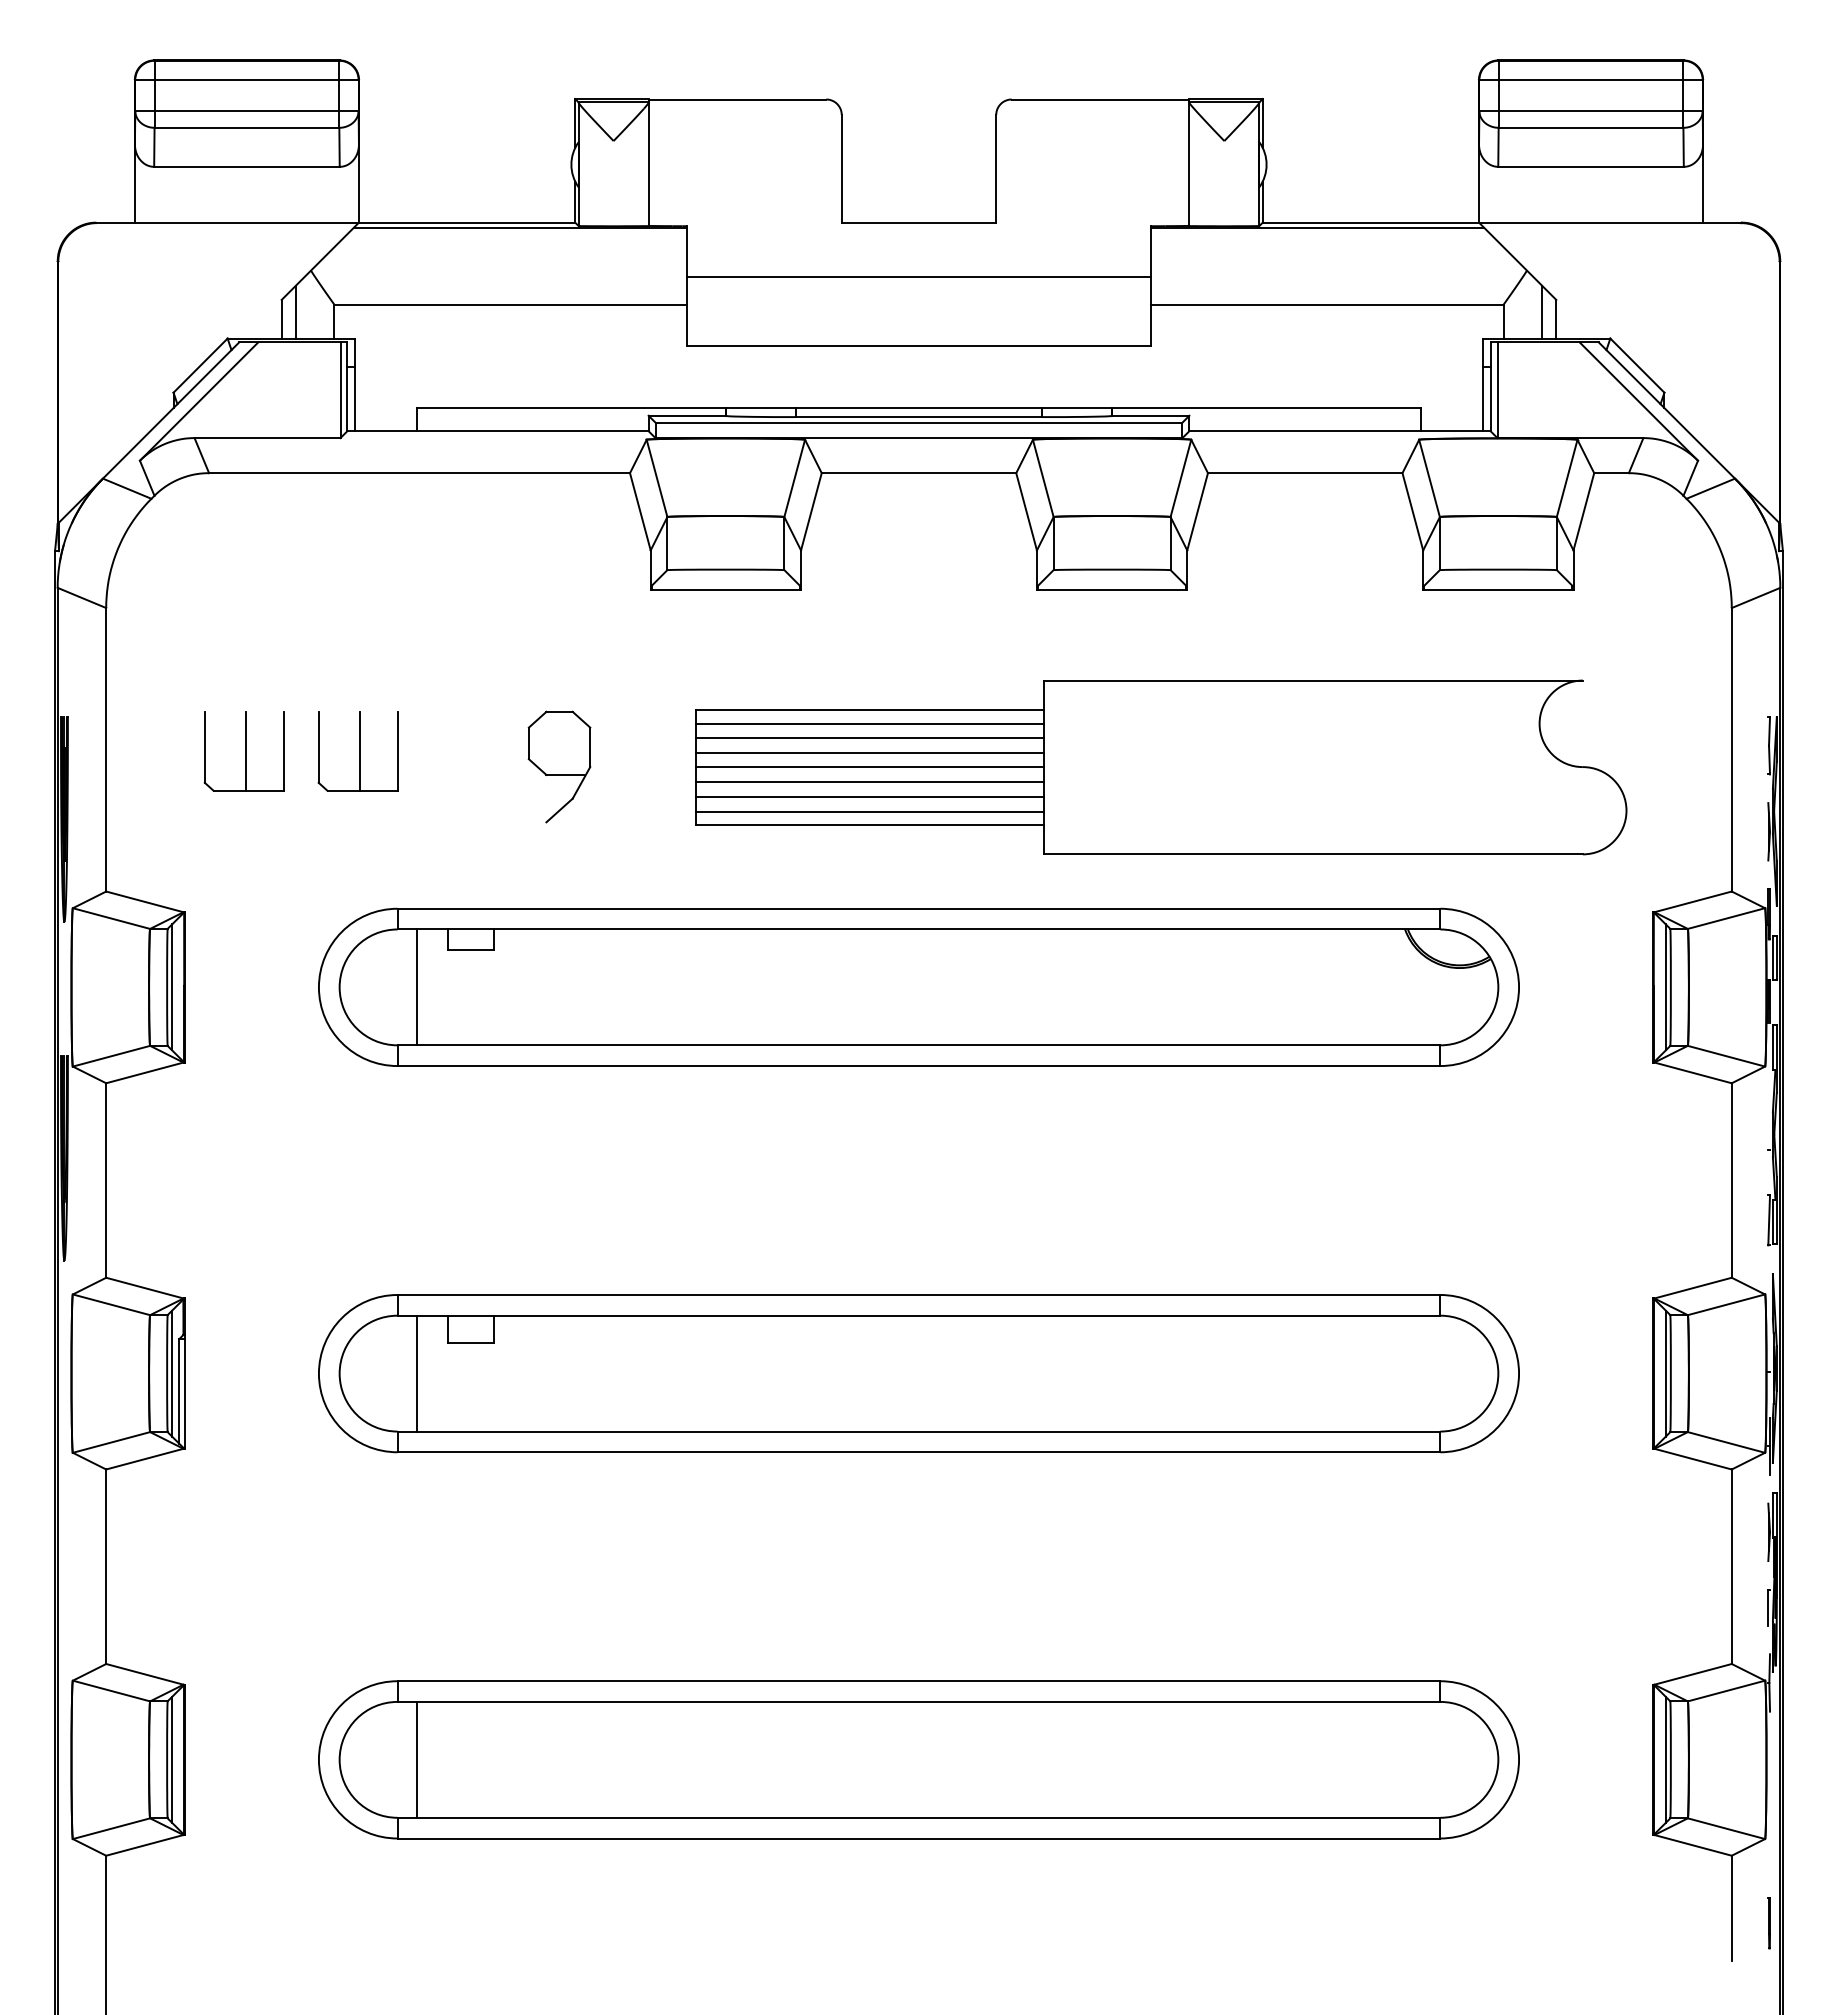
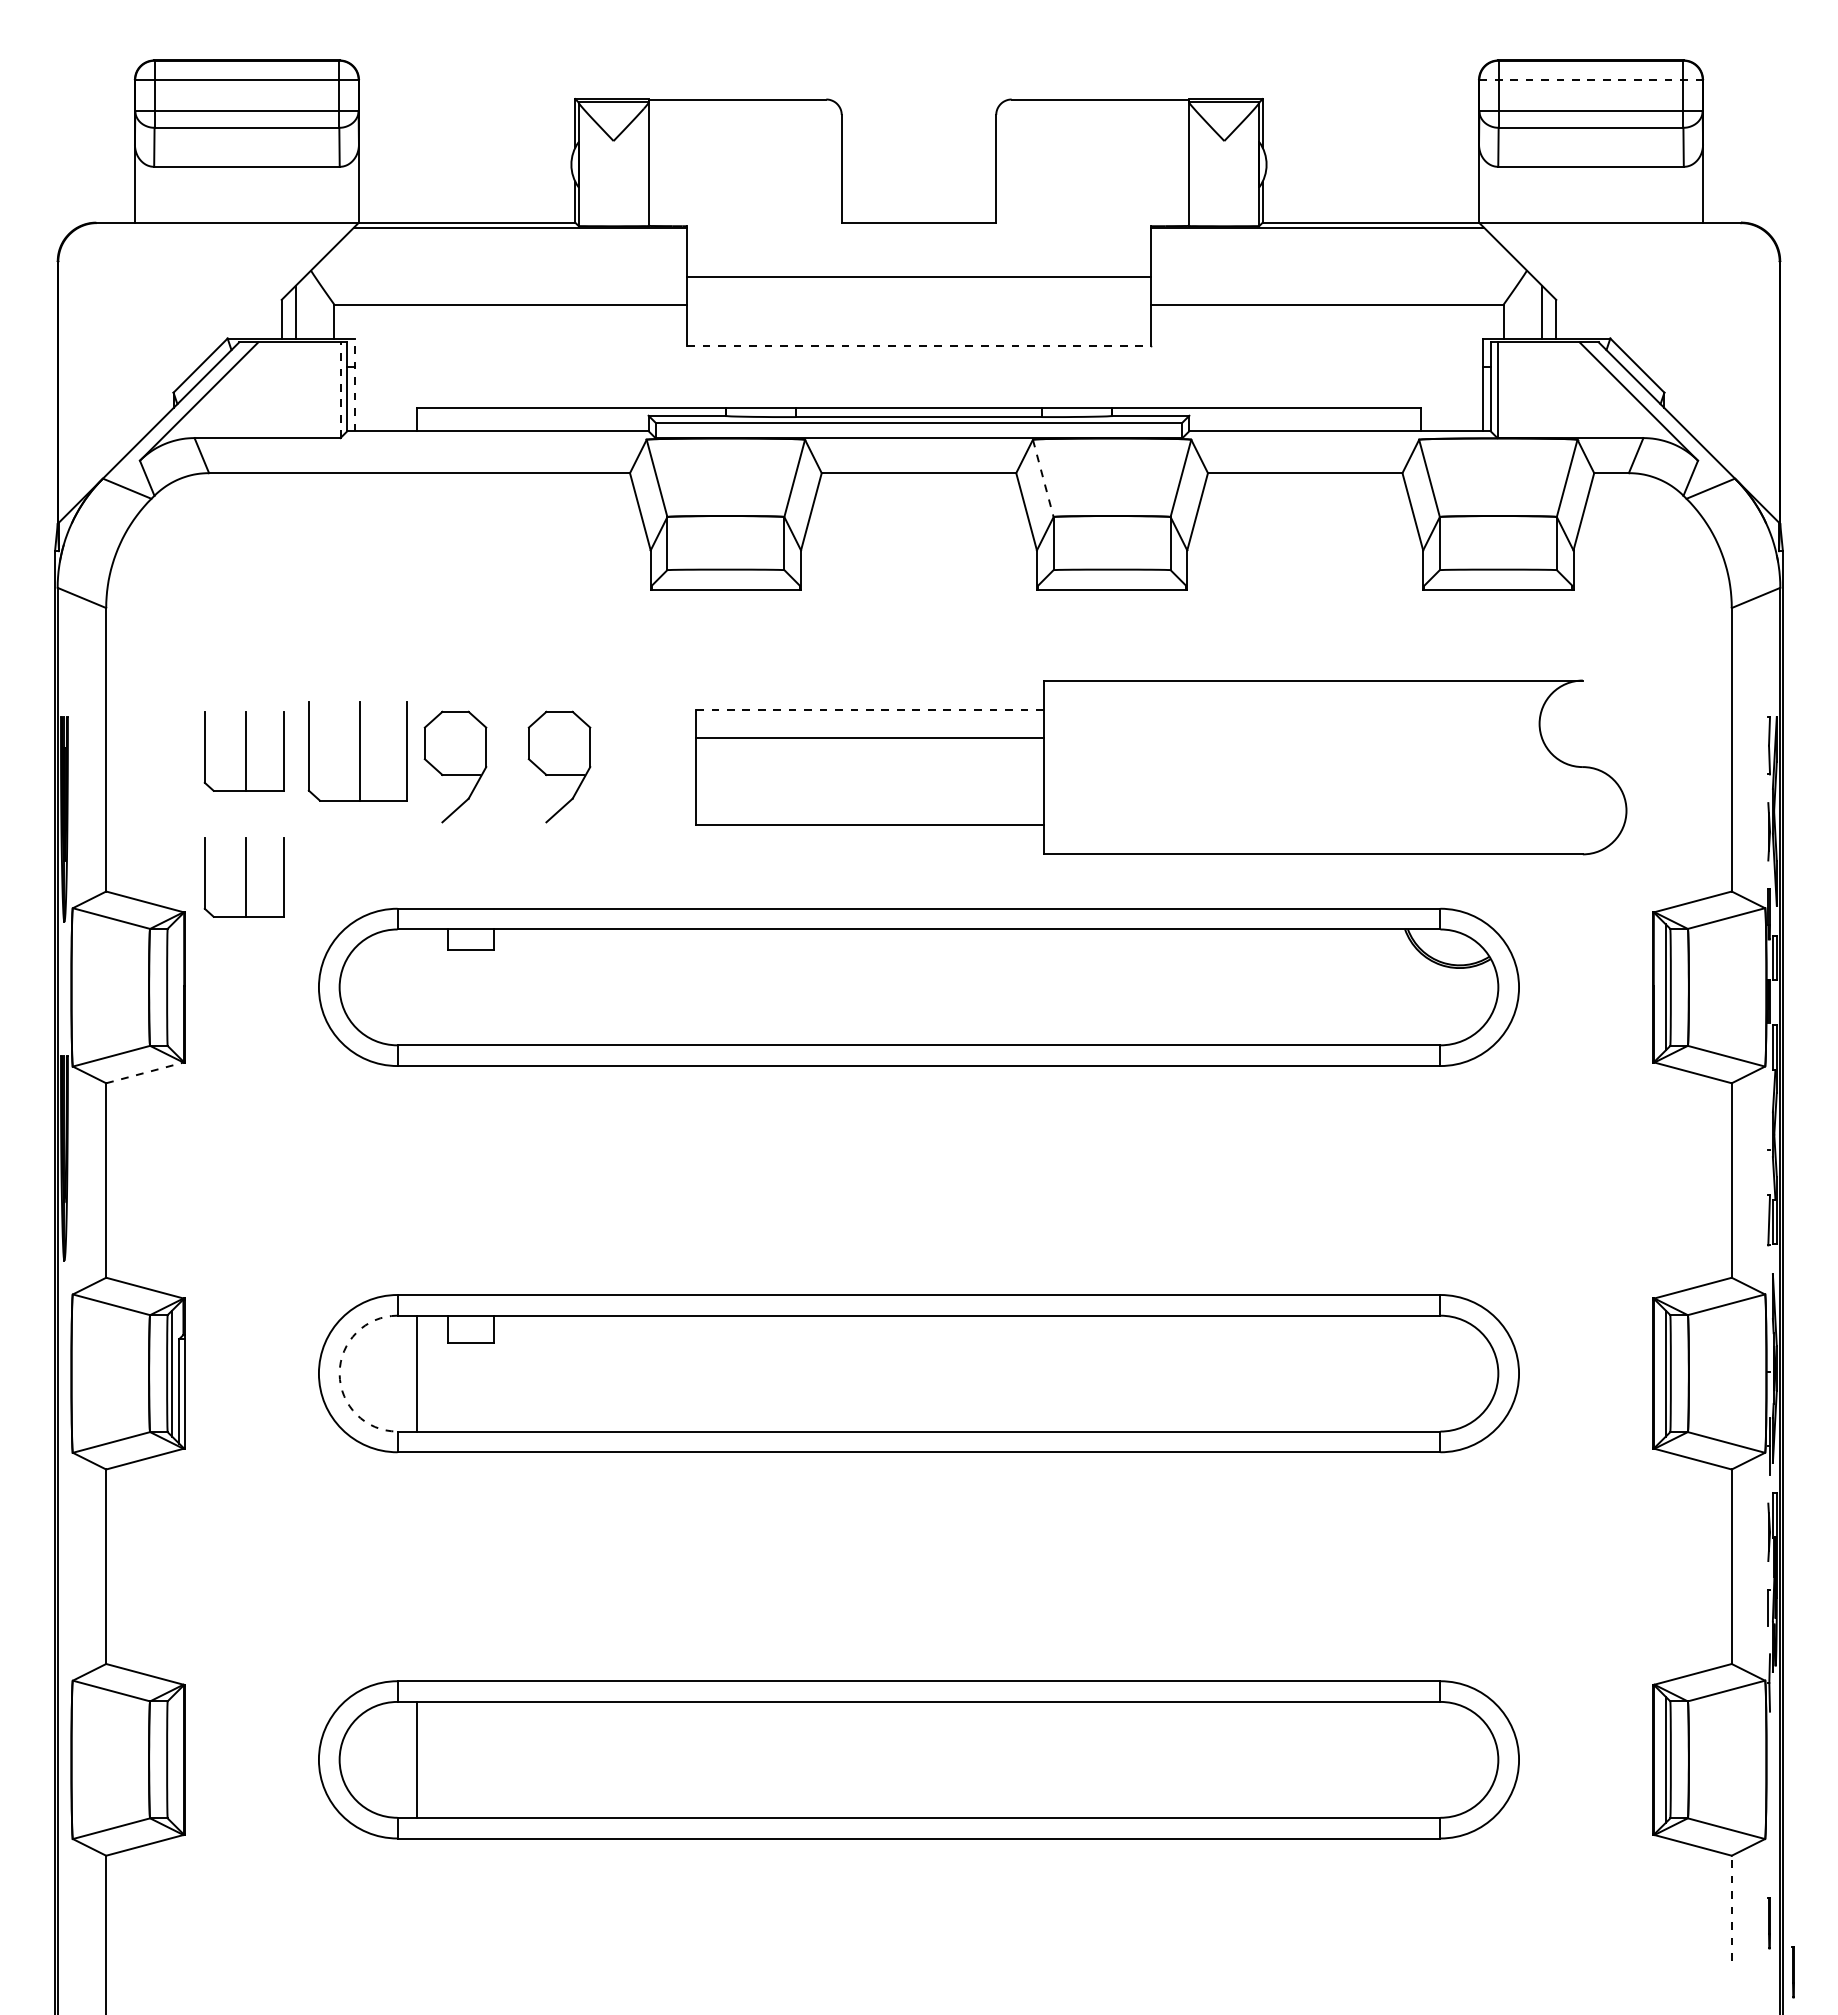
line: solid -> dashed (1591, 80)
line: solid -> dashed (919, 346)
line: solid -> dashed (355, 384)
line: solid -> dashed (340, 390)
line: solid -> dashed (1043, 478)
line: solid -> dashed (869, 709)
line: present -> none (869, 724)
part size: 82x81 px -> 101x101 px (357, 751)
line: present -> none (869, 752)
part: none -> present (455, 766)
line: present -> none (869, 767)
line: present -> none (869, 782)
line: present -> none (869, 796)
line: present -> none (869, 811)
part: none -> present (243, 877)
line: present -> none (172, 987)
line: present -> none (416, 987)
line: solid -> dashed (145, 1072)
arc: solid -> dashed (339, 1373)
line: present -> none (172, 1759)
line: solid -> dashed (1731, 1907)
line: none -> present (1792, 1972)
